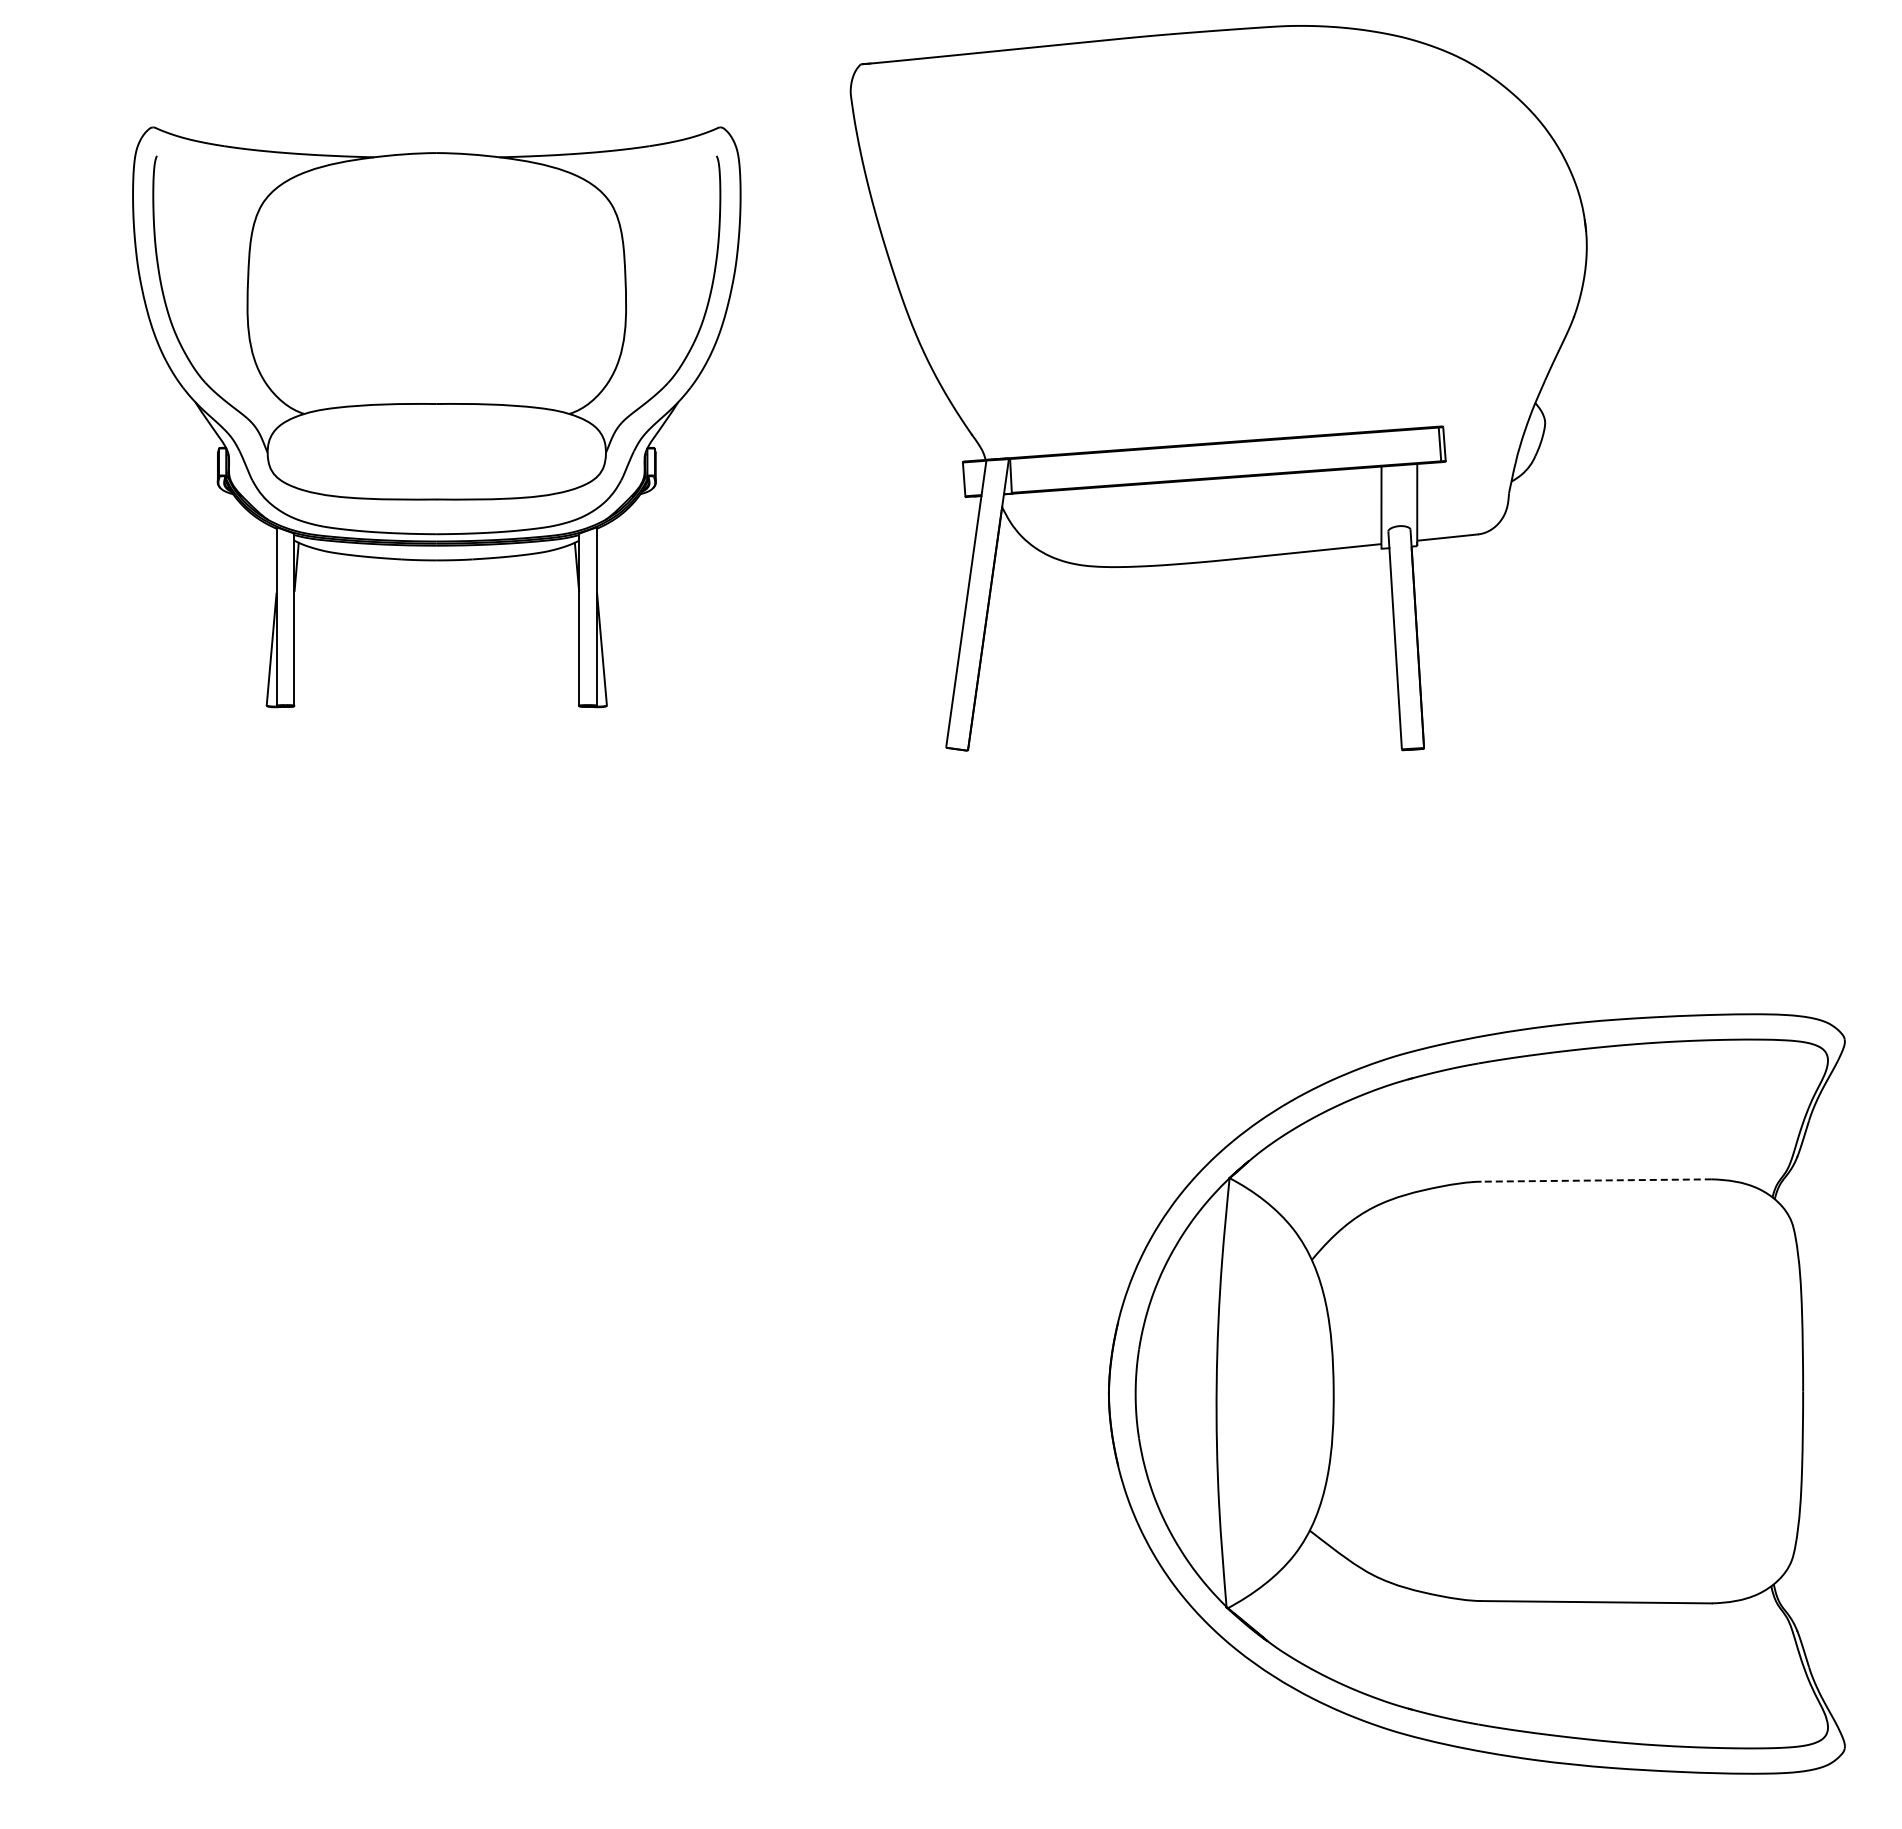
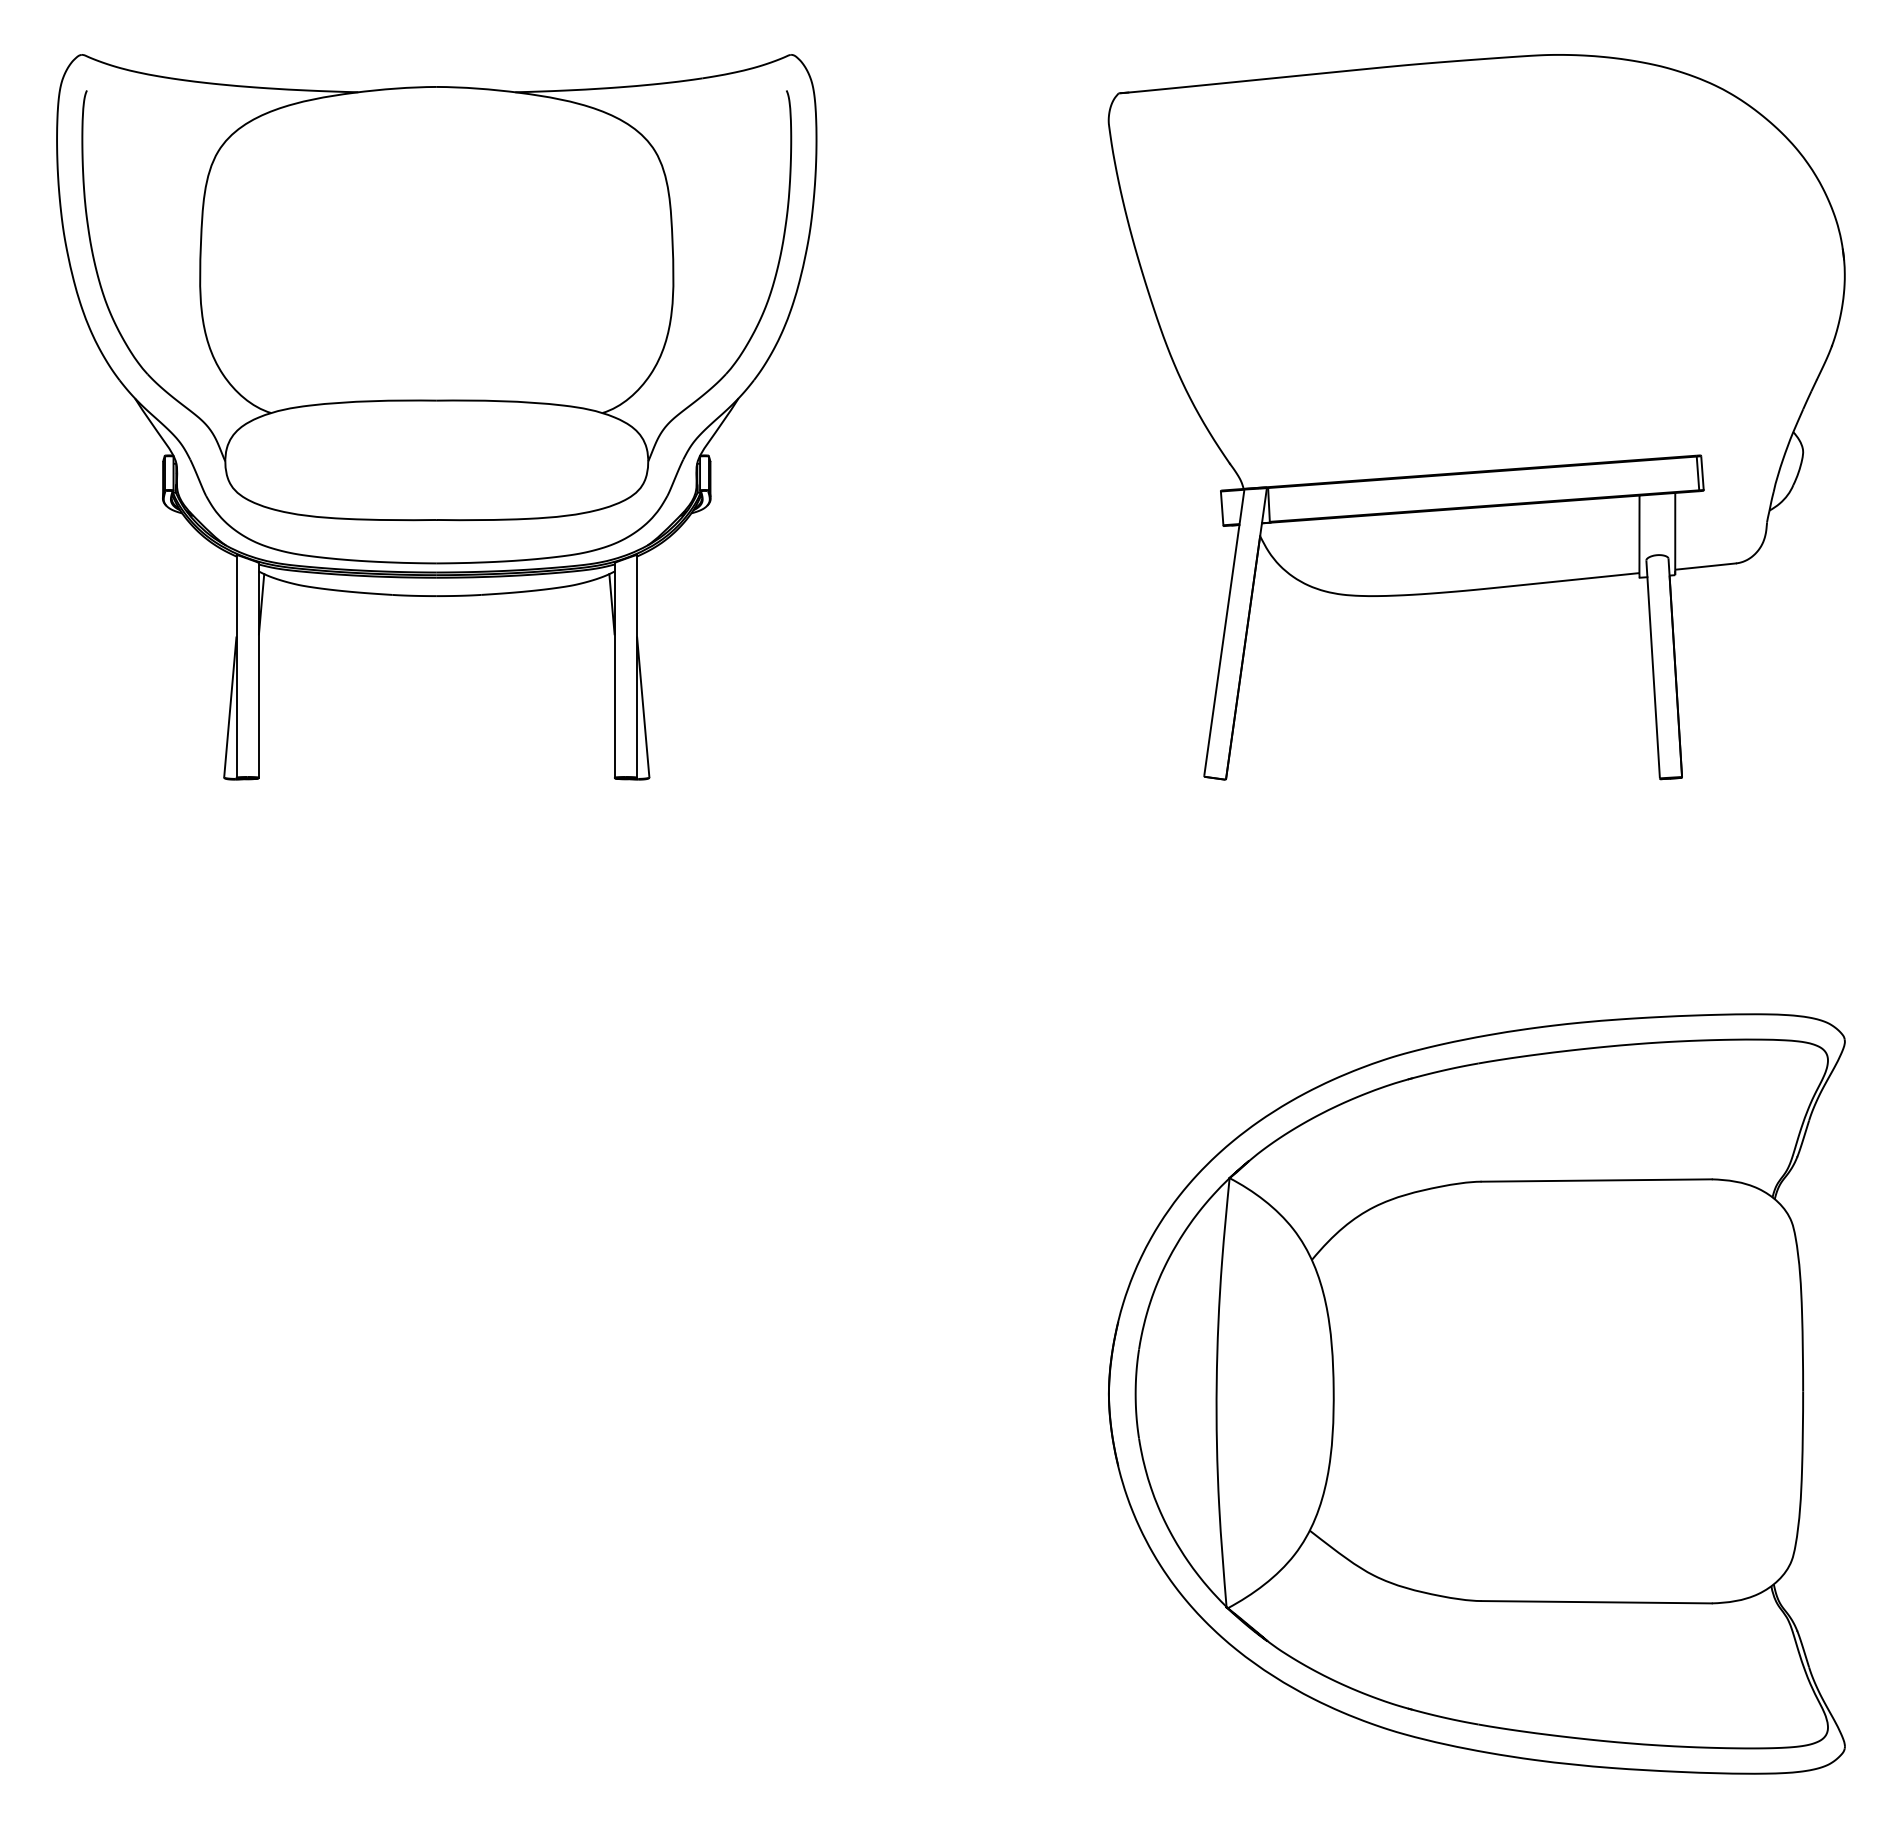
part position: (1218, 388) -> (1476, 417) (1476, 417)
part size: 610x583 px -> 762x727 px (436, 417)
line: dashed -> solid (1596, 1180)
